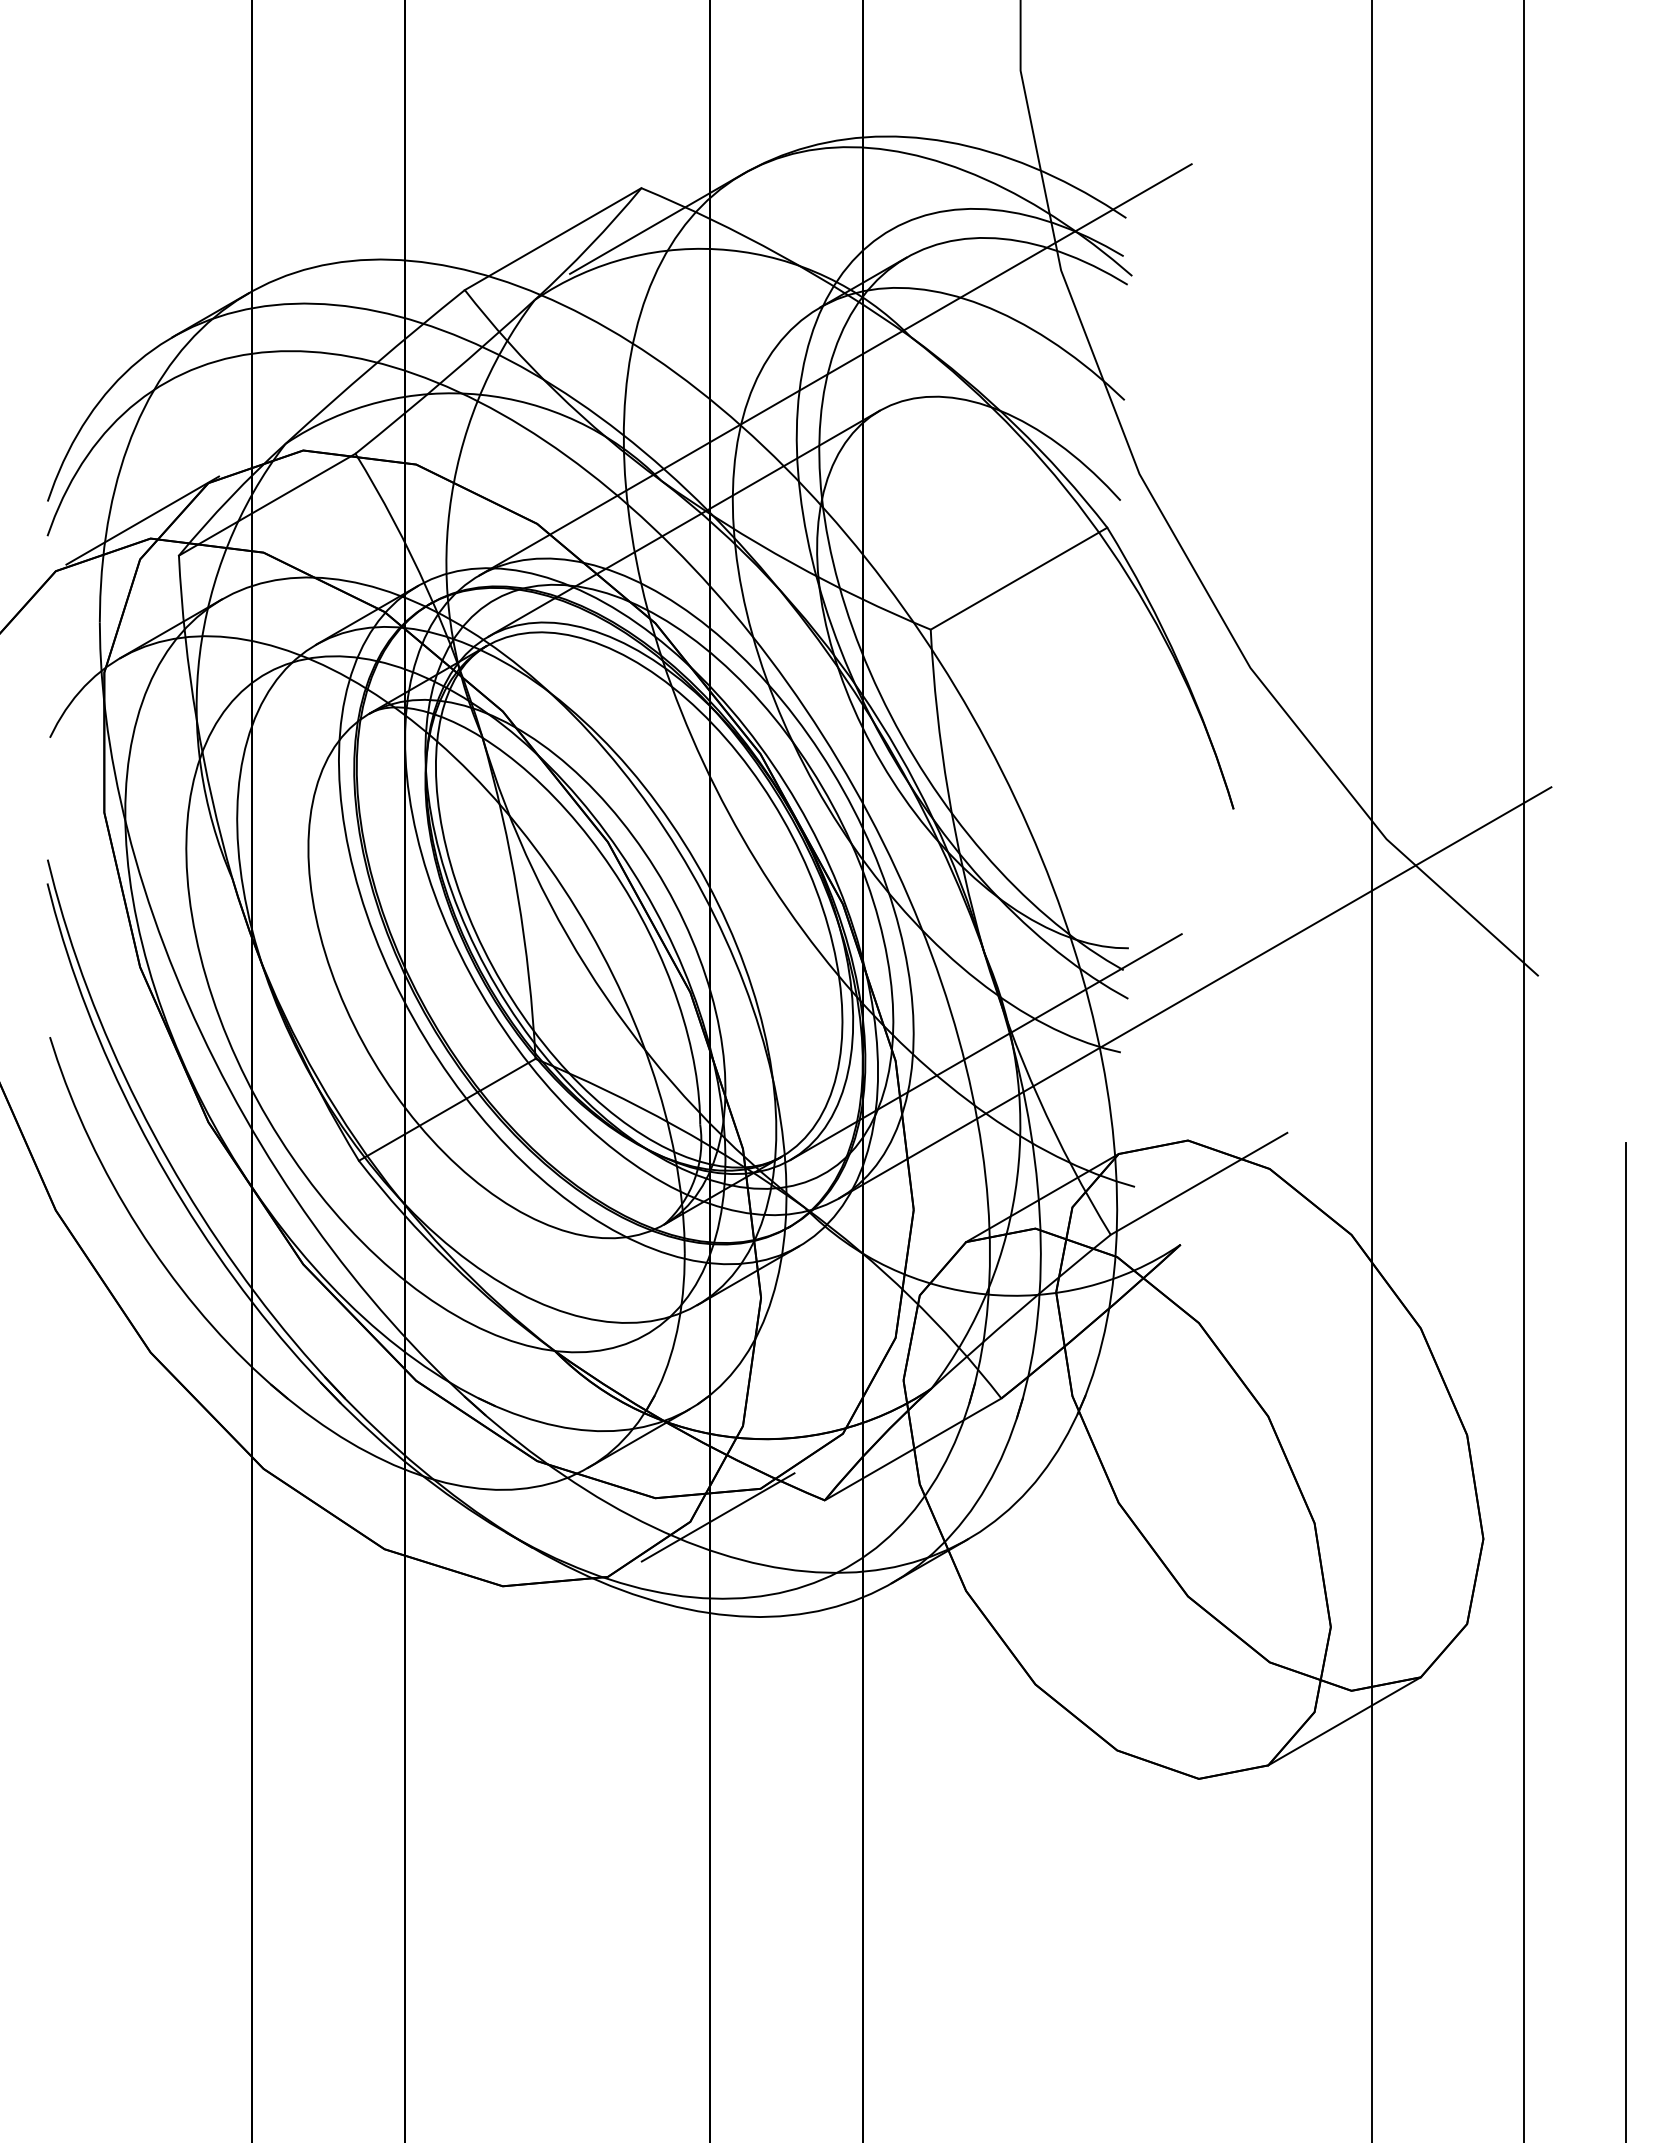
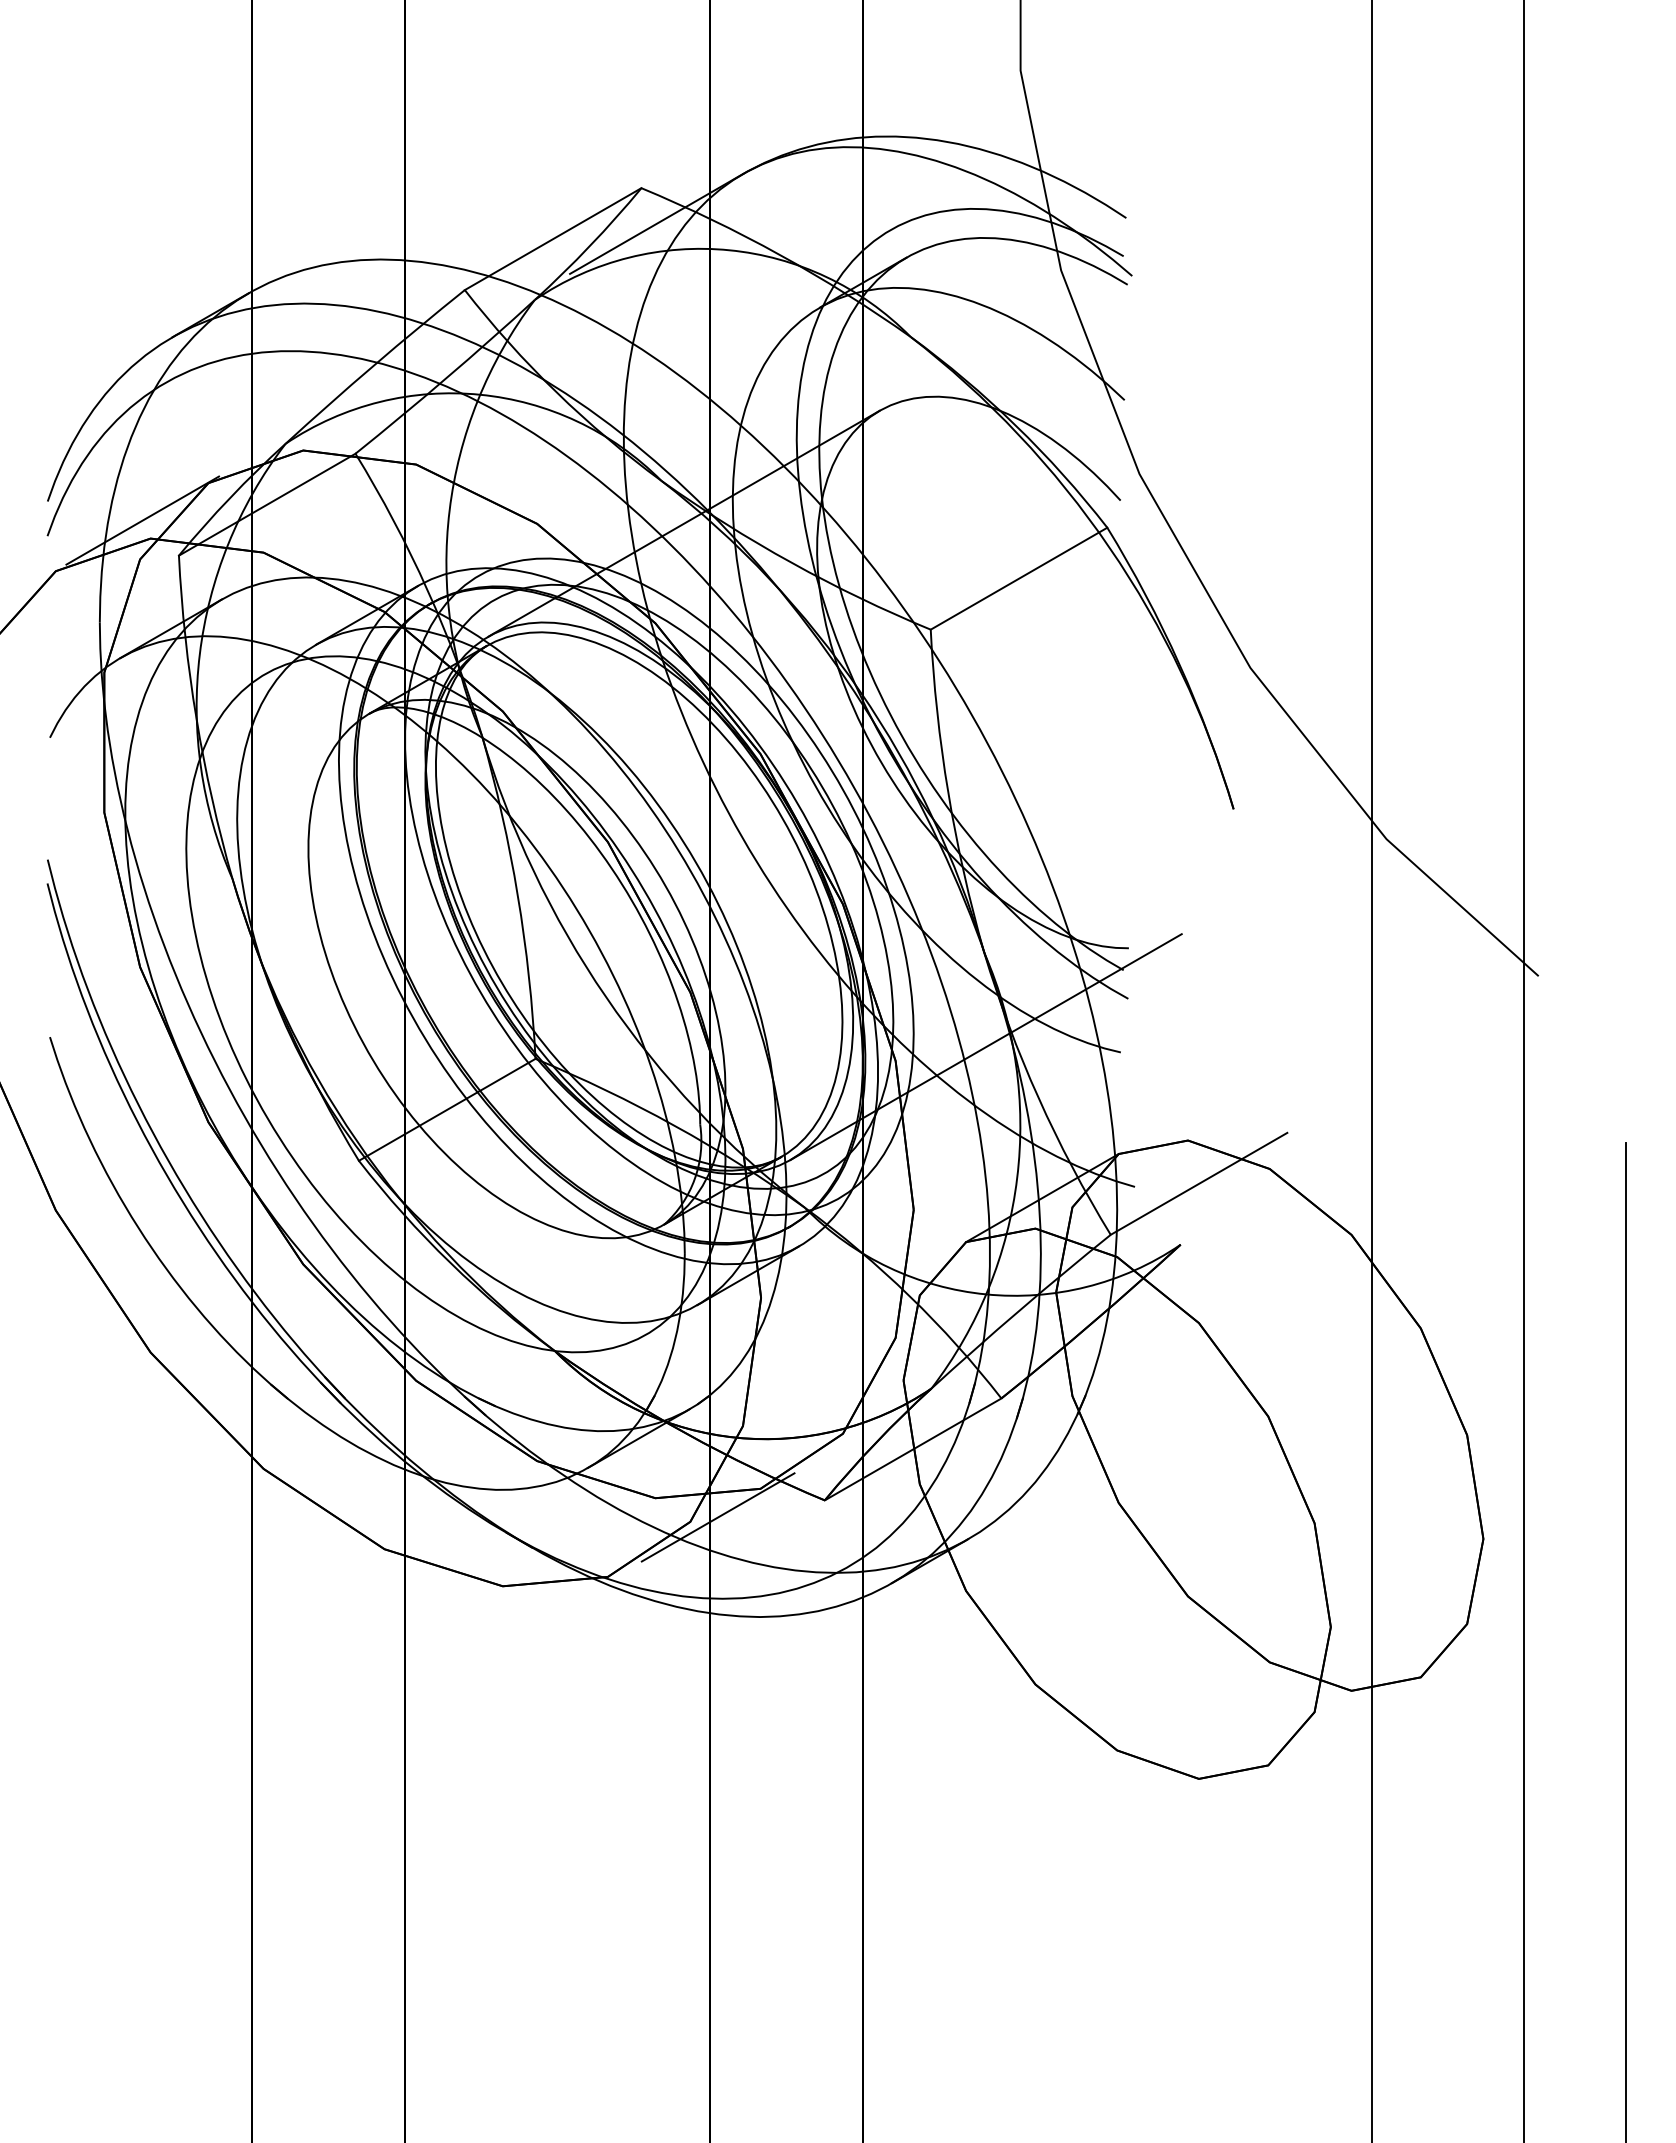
line: present -> none (835, 369)
line: present -> none (1195, 992)
line: present -> none (1344, 1721)
